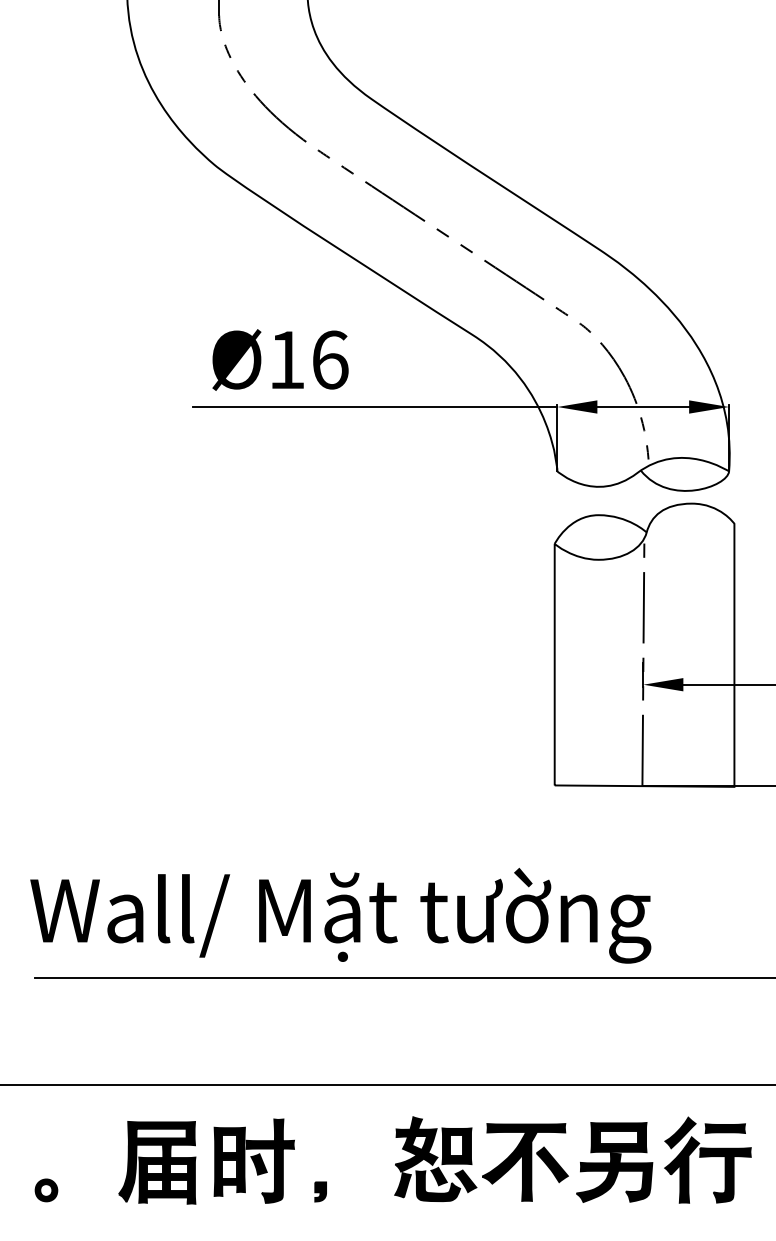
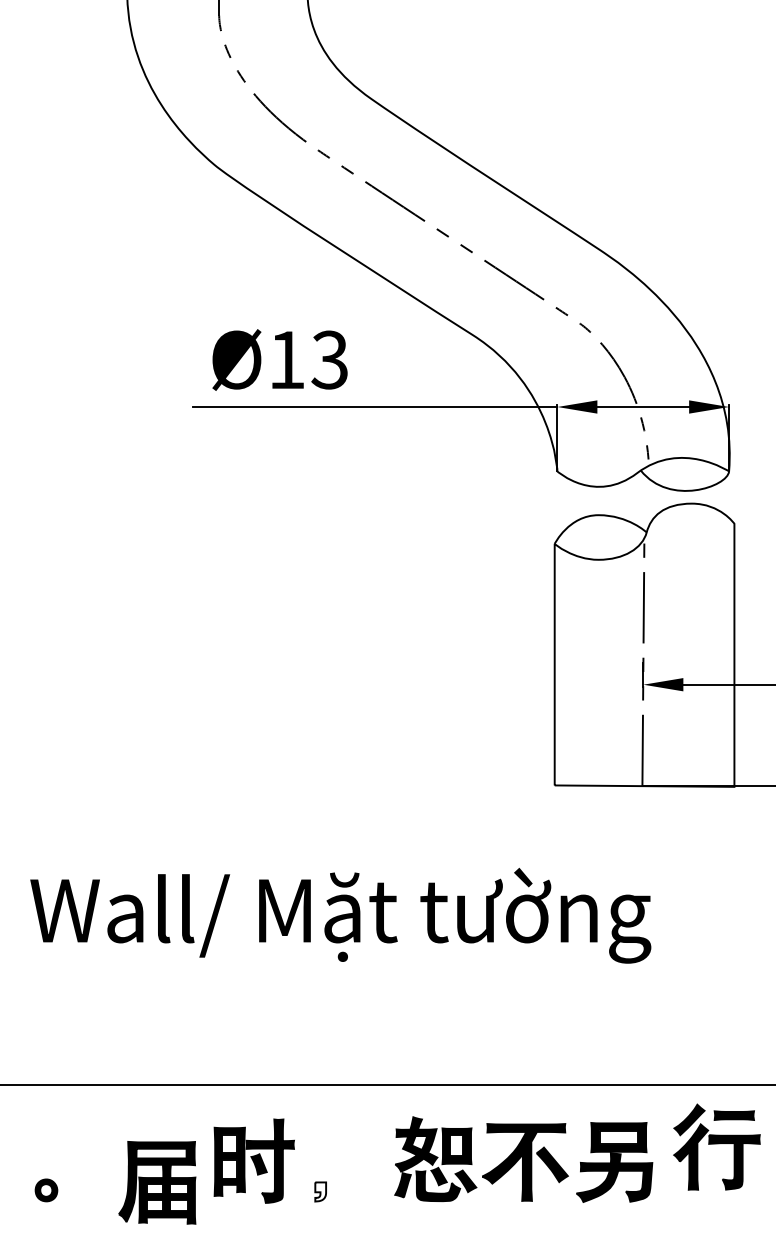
text: Ø16 -> Ø13 (329, 359)
line: present -> none (403, 978)
part position: (707, 1159) -> (716, 1146) (716, 1146)
part position: (157, 1162) -> (157, 1182) (157, 1182)
fill: present -> none (320, 1191)
